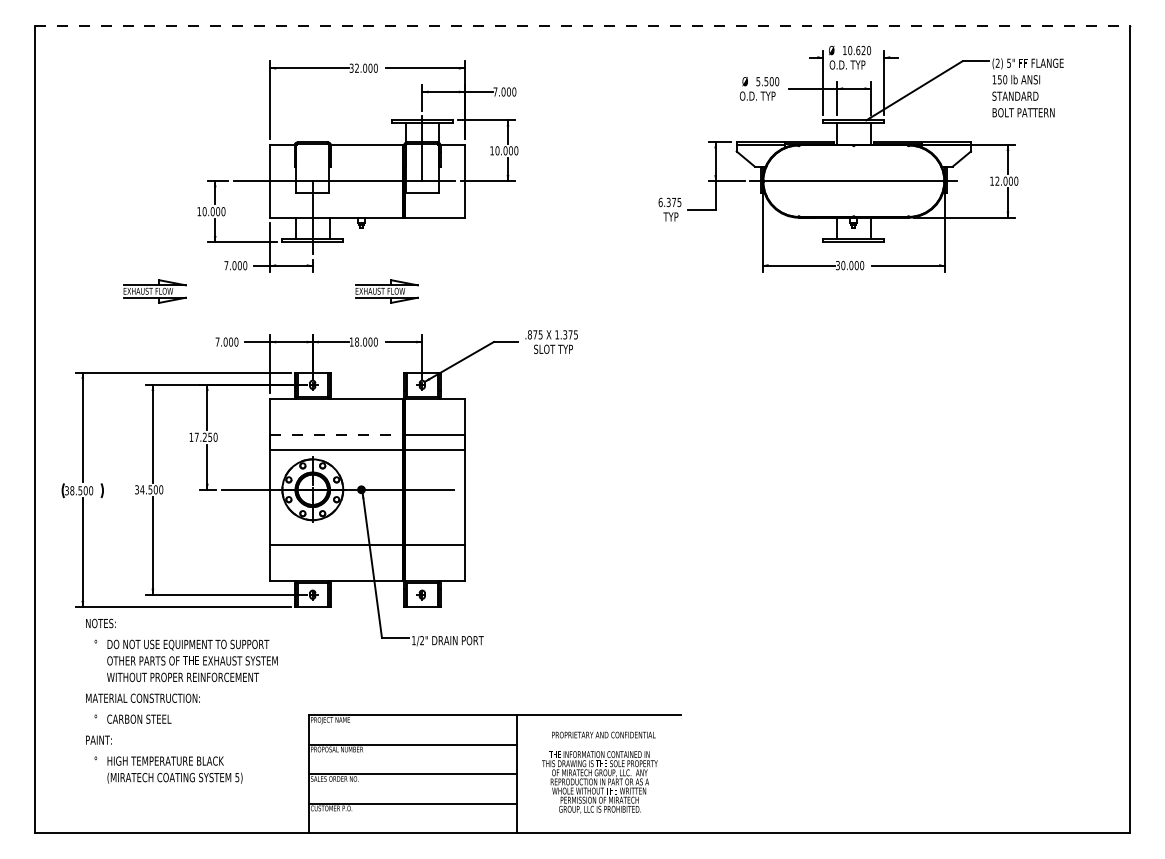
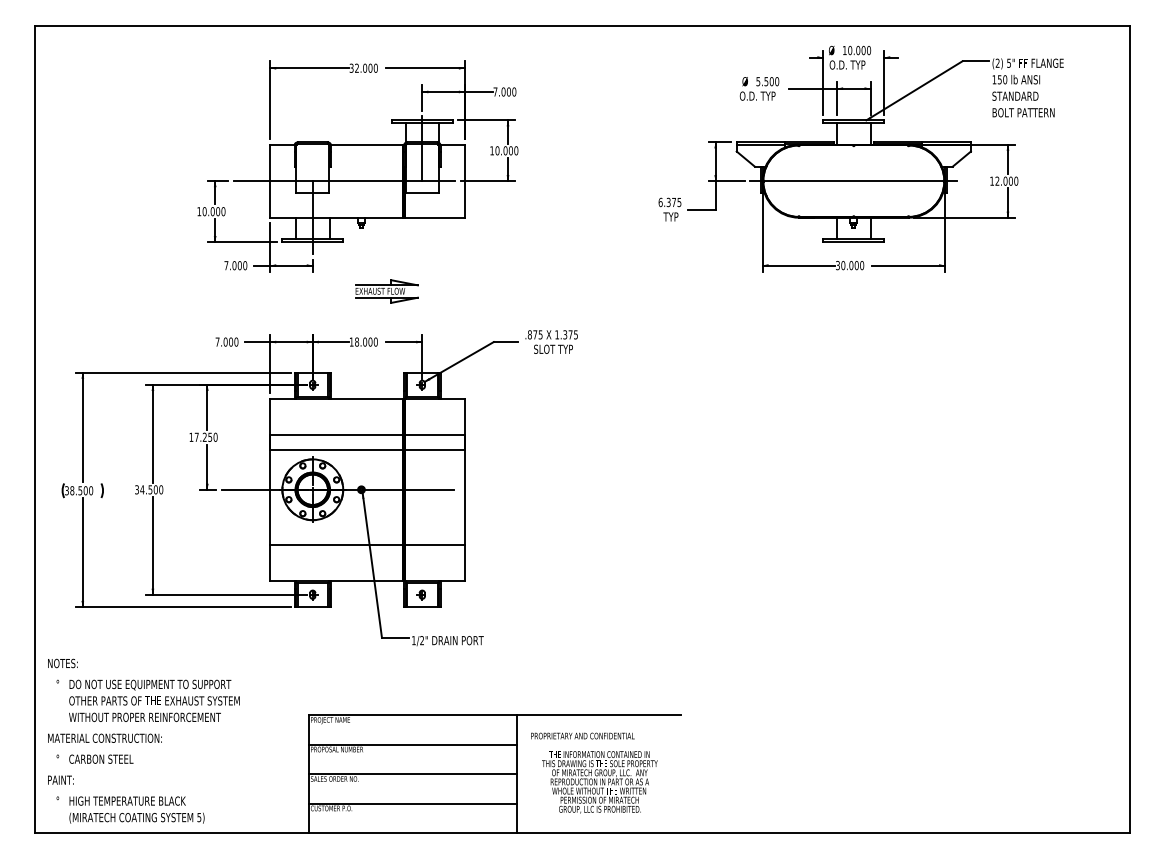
line: dashed -> solid (582, 25)
text: 10.620 -> 10.000 (860, 50)
part: present -> none (154, 291)
line: dashed -> solid (336, 435)
text position: (181, 700) -> (143, 740) (143, 740)
text position: (603, 734) -> (582, 735) (582, 735)
